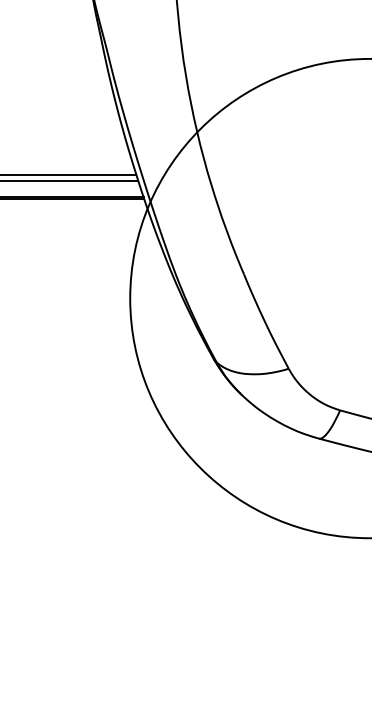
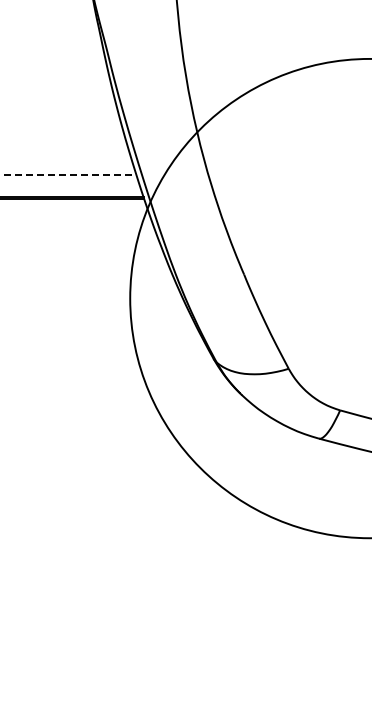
line: solid -> dashed (68, 174)
line: present -> none (70, 181)
